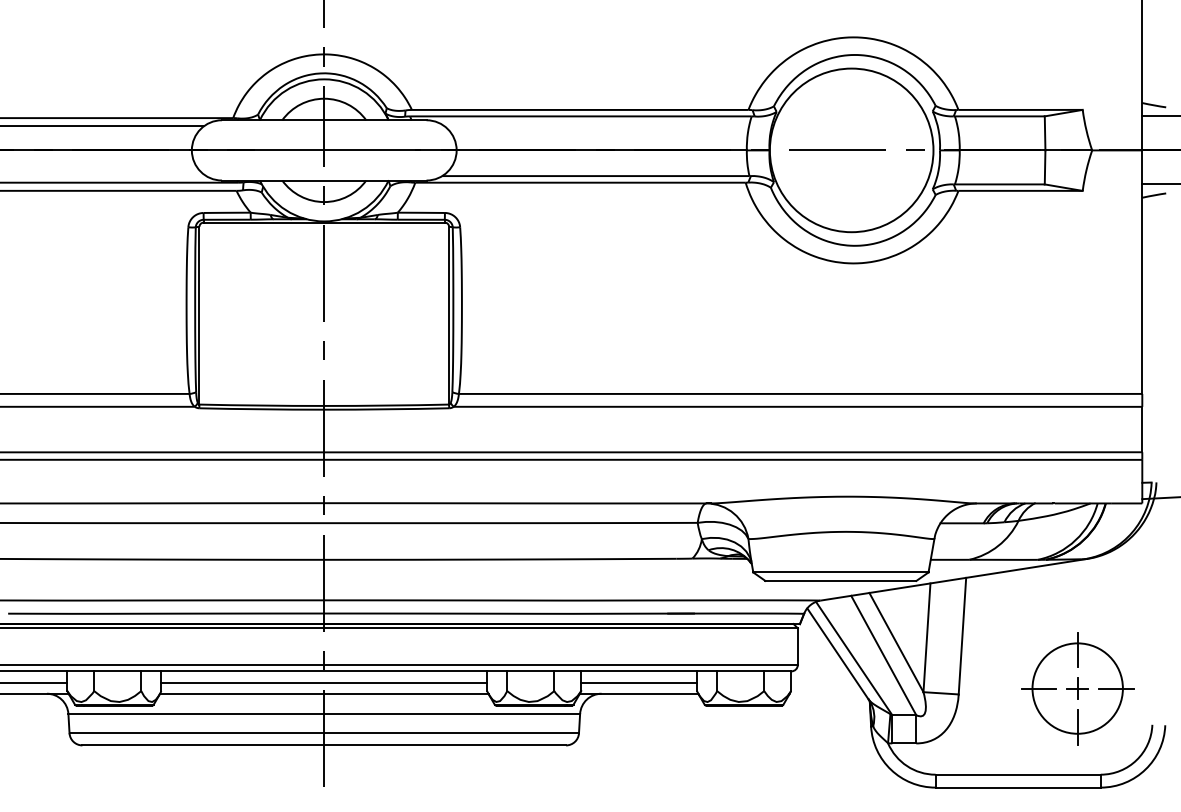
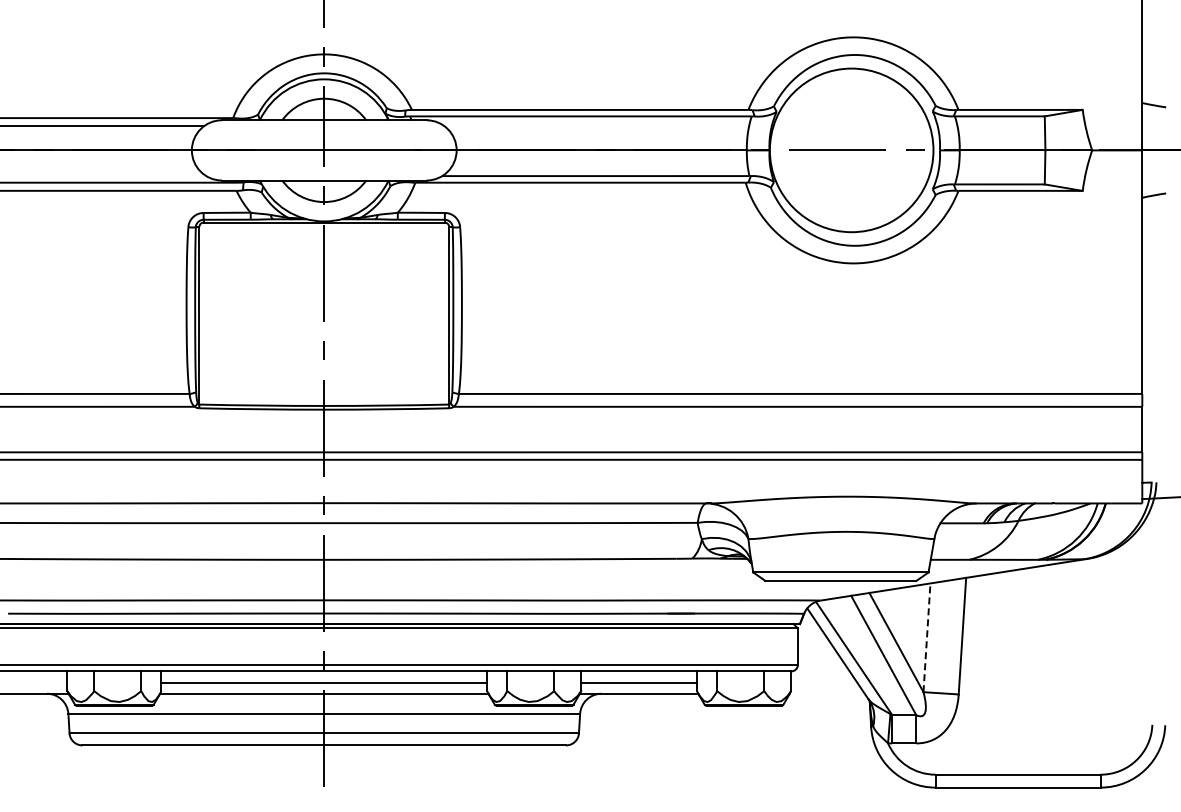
line: present -> none (1159, 116)
line: present -> none (1159, 184)
line: solid -> dashed (927, 637)
line: present -> none (34, 682)
part: present -> none (1077, 688)
